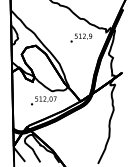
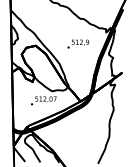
text position: (81, 37) -> (78, 43) (78, 43)
